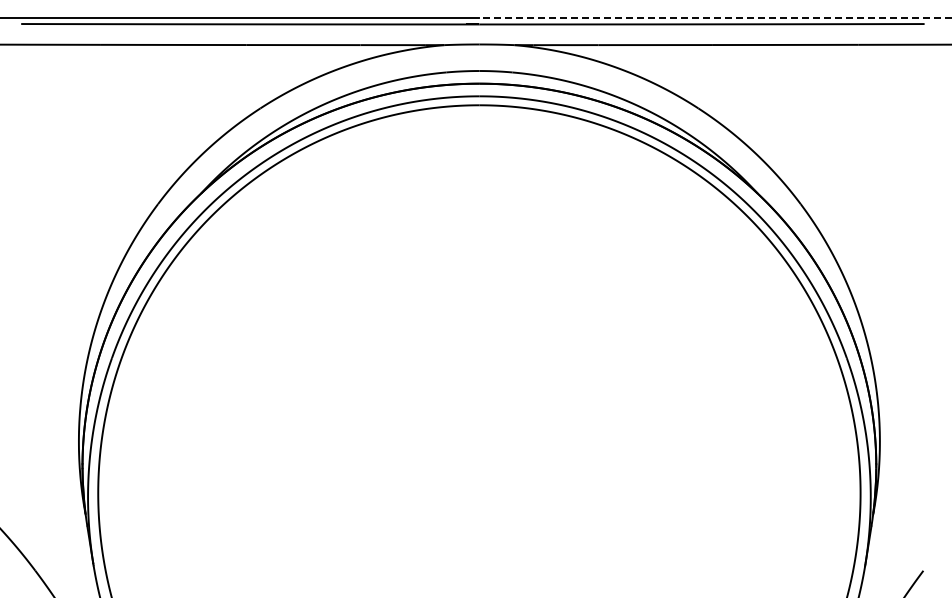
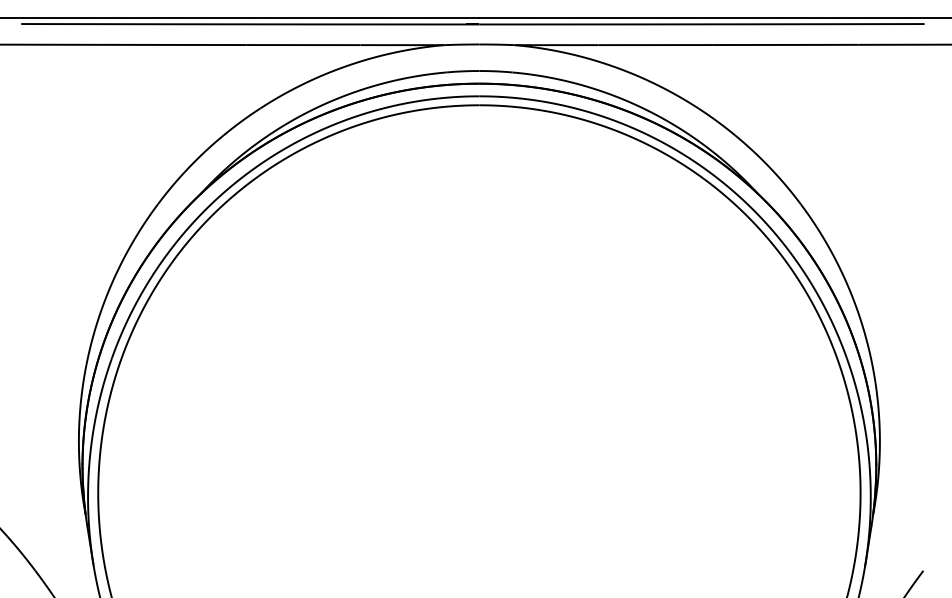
line: dashed -> solid (715, 17)
